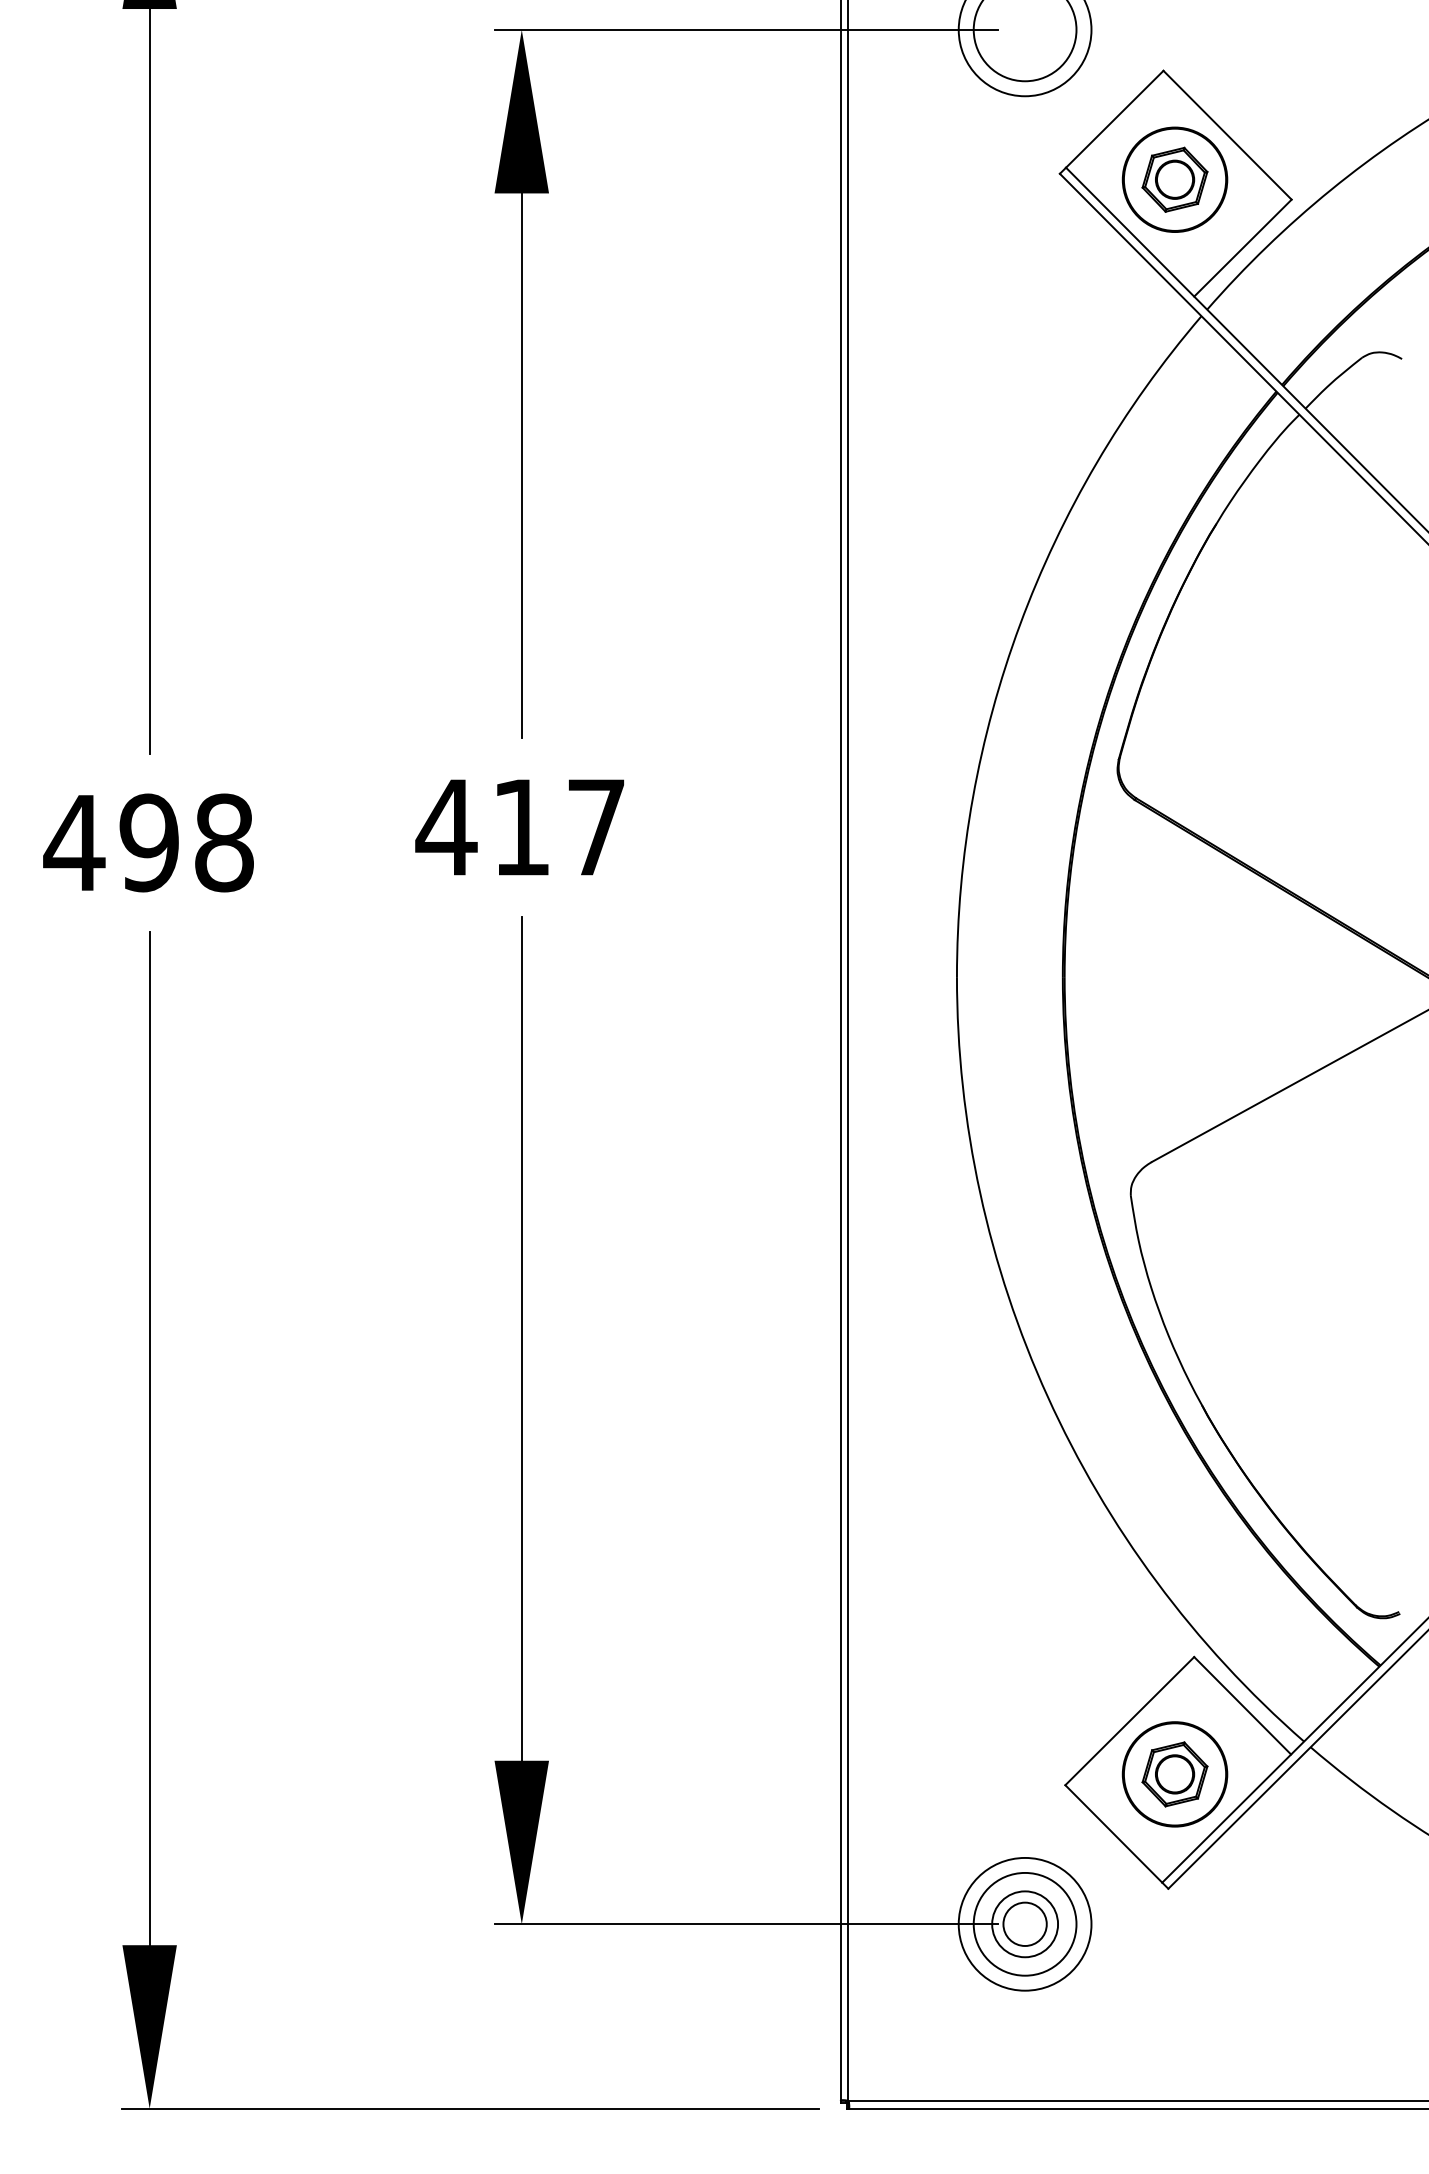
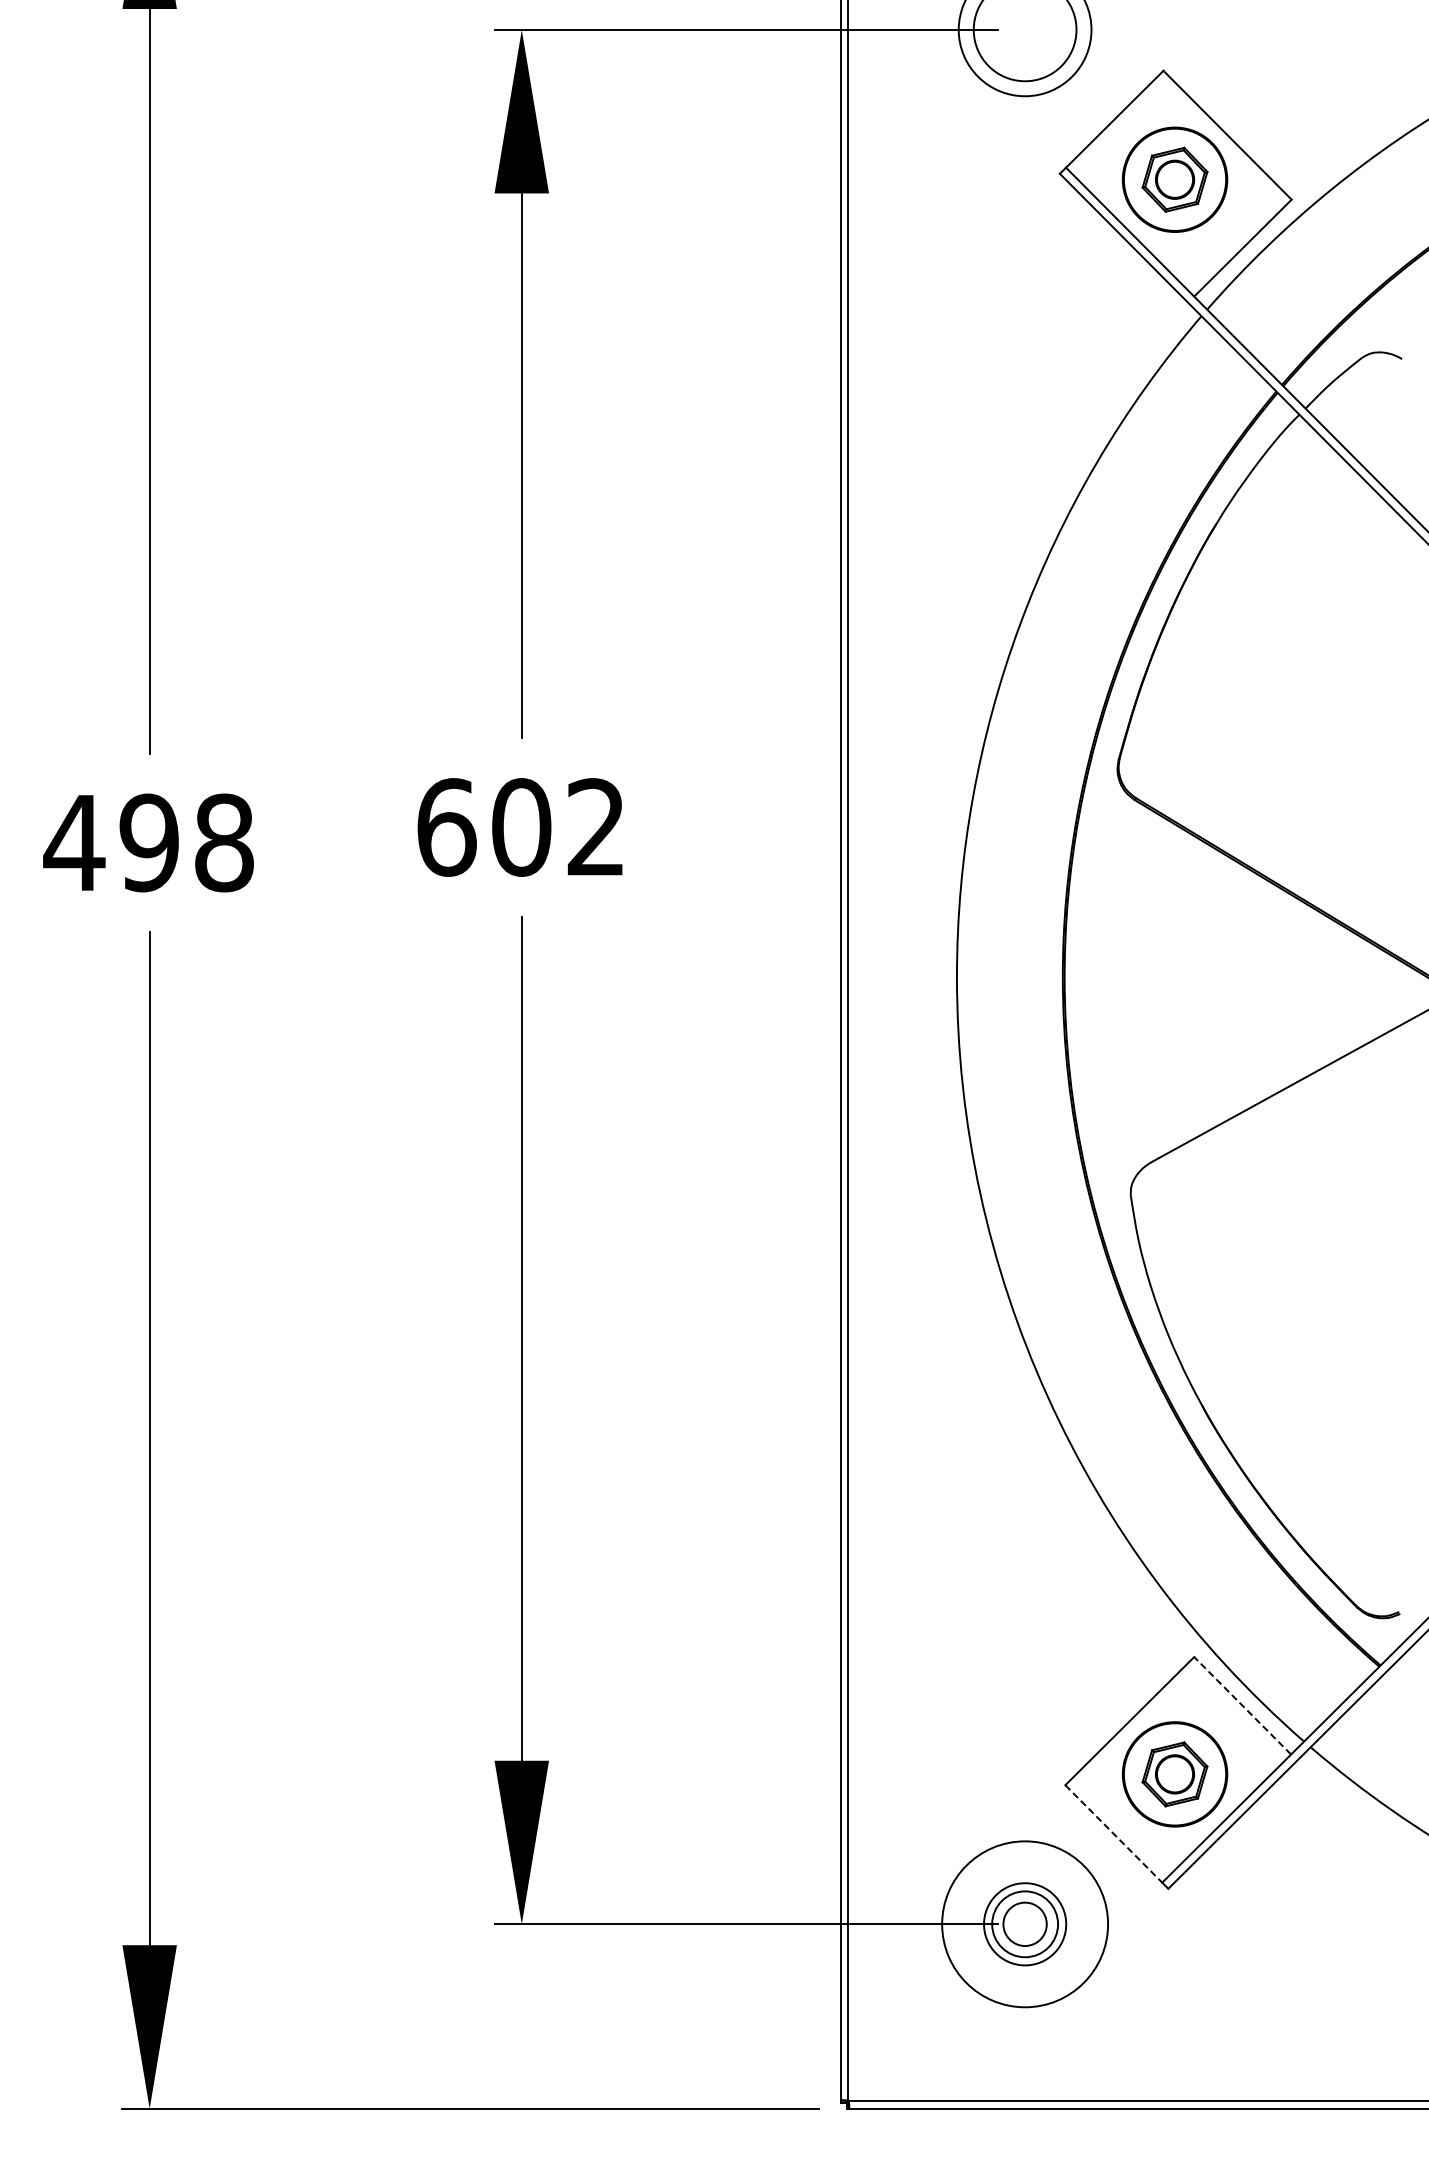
text: 417 -> 602 (519, 827)
line: solid -> dashed (1242, 1705)
line: solid -> dashed (1113, 1833)
circle diameter: 103 px -> 82 px (1025, 1924)
circle diameter: 133 px -> 166 px (1025, 1924)
